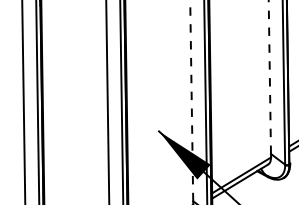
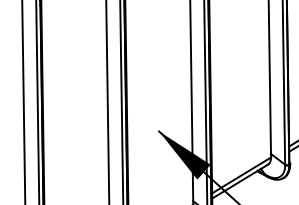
line: dashed -> solid (269, 77)
line: dashed -> solid (191, 100)
